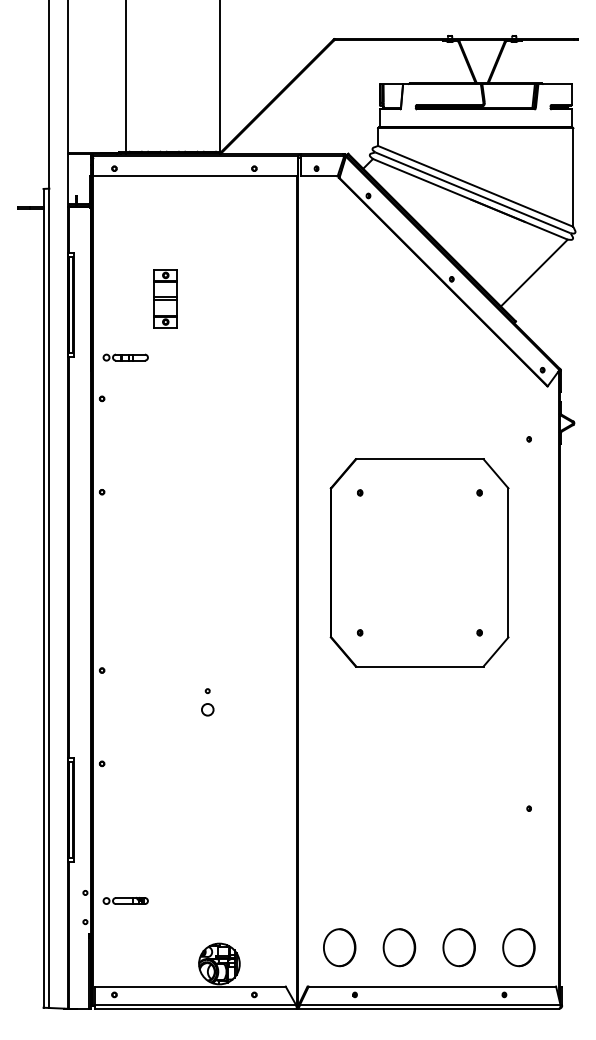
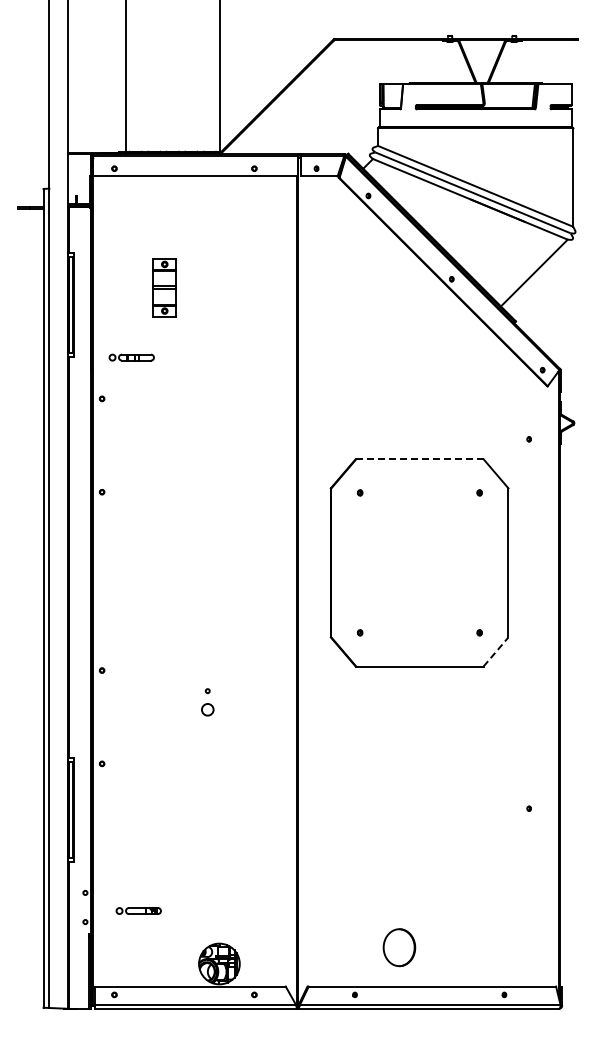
part position: (165, 298) -> (164, 287) (164, 287)
part position: (125, 357) -> (131, 357) (131, 357)
line: solid -> dashed (419, 459)
line: solid -> dashed (496, 651)
part position: (125, 900) -> (138, 910) (138, 910)
part: present -> none (339, 947)
part: present -> none (458, 947)
part: present -> none (518, 947)
